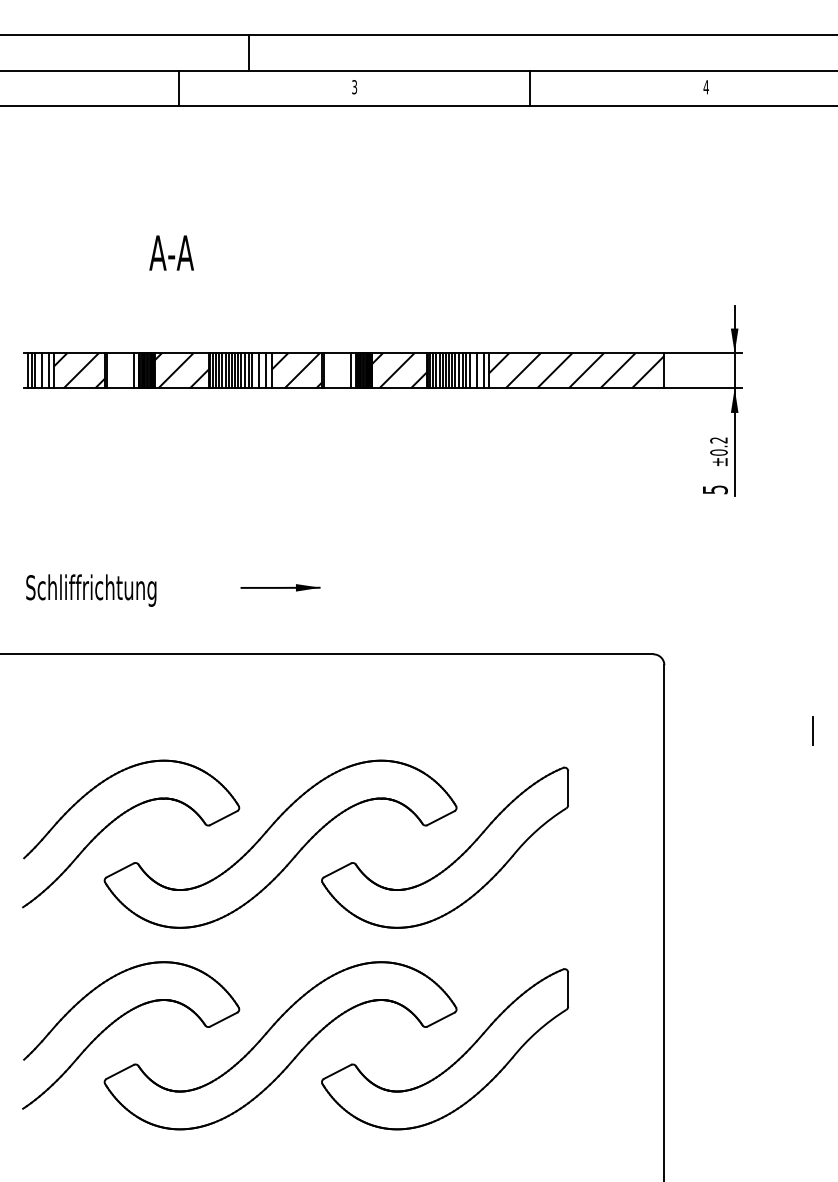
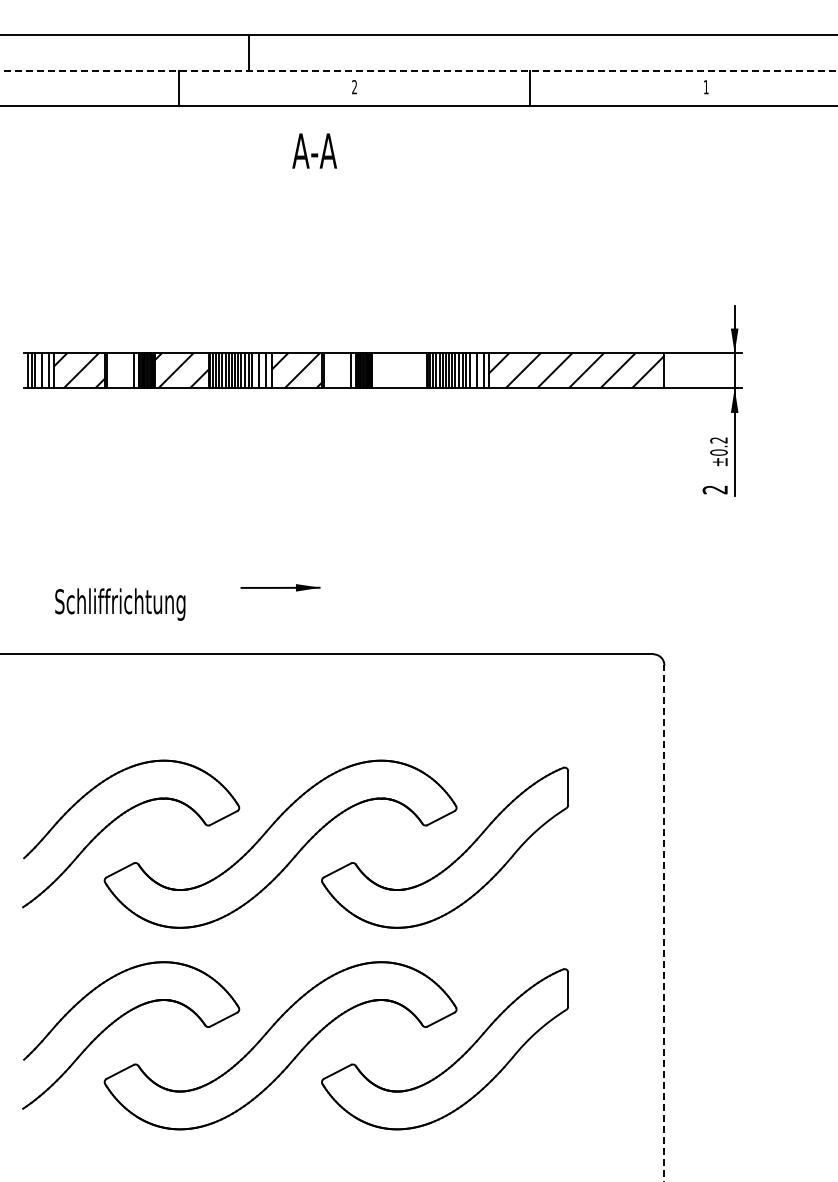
line: solid -> dashed (419, 70)
text: 3 -> 2 (354, 87)
text: 4 -> 1 (705, 87)
text position: (171, 252) -> (314, 150) (314, 150)
hatch: present -> none (399, 370)
text: 5 -> 2 (714, 489)
text position: (91, 590) -> (120, 604) (120, 604)
line: present -> none (812, 730)
line: solid -> dashed (664, 923)
